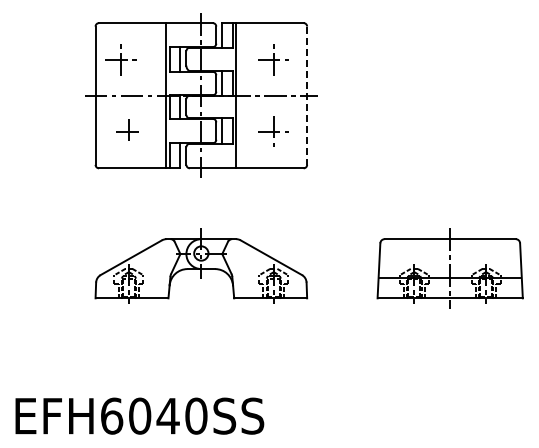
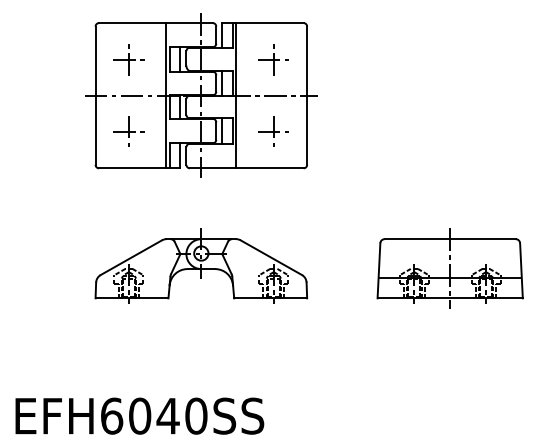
part position: (120, 59) -> (128, 59) (128, 59)
line: dashed -> solid (307, 96)
part size: 23x22 px -> 32x31 px (128, 131)
